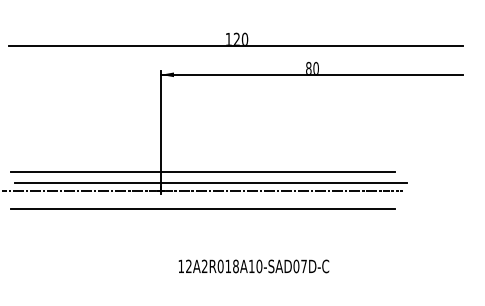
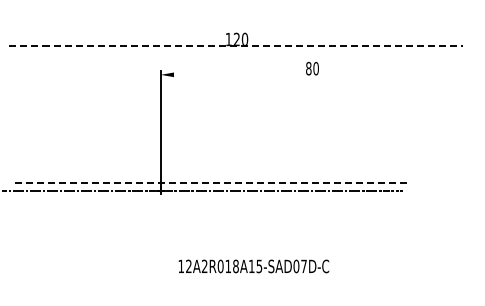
line: solid -> dashed (236, 45)
line: present -> none (311, 74)
line: present -> none (203, 171)
line: solid -> dashed (210, 182)
line: present -> none (203, 209)
text: 12A2R018A10-SAD07D-C -> 12A2R018A15-SAD07D-C (259, 266)
